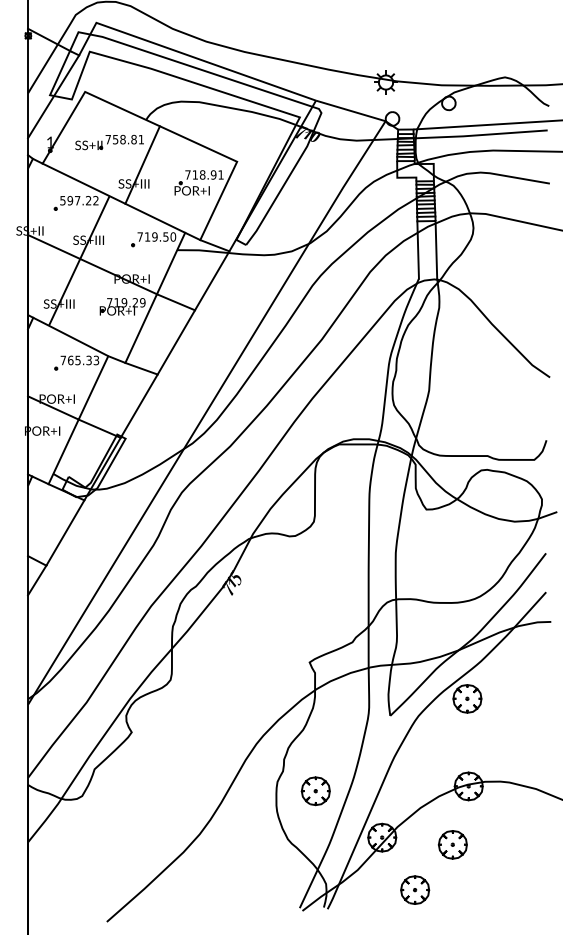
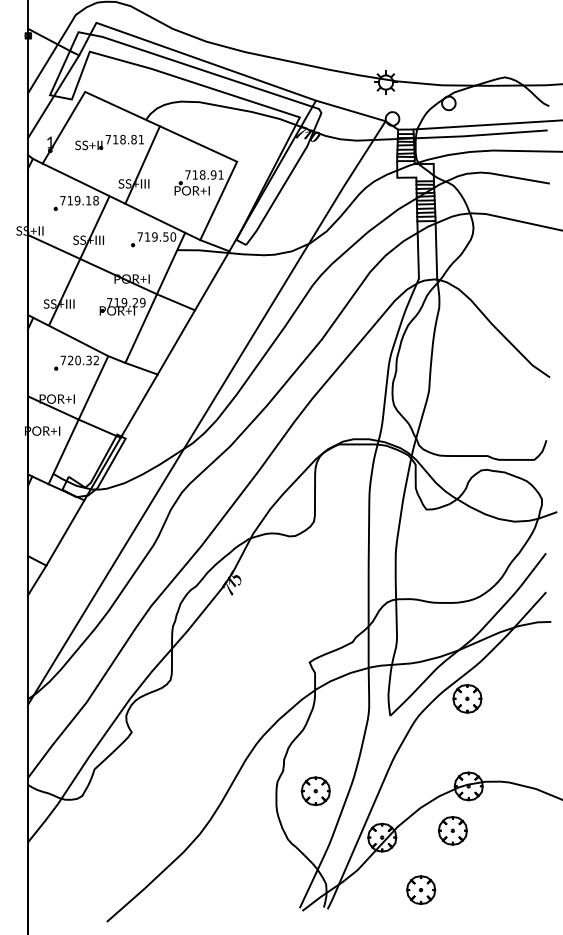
text: 758.81 -> 718.81 (115, 139)
text: 597.22 -> 719.18 (79, 200)
text: 765.33 -> 720.32 (83, 360)
part position: (452, 844) -> (452, 830) (452, 830)
part position: (415, 889) -> (421, 889) (421, 889)
